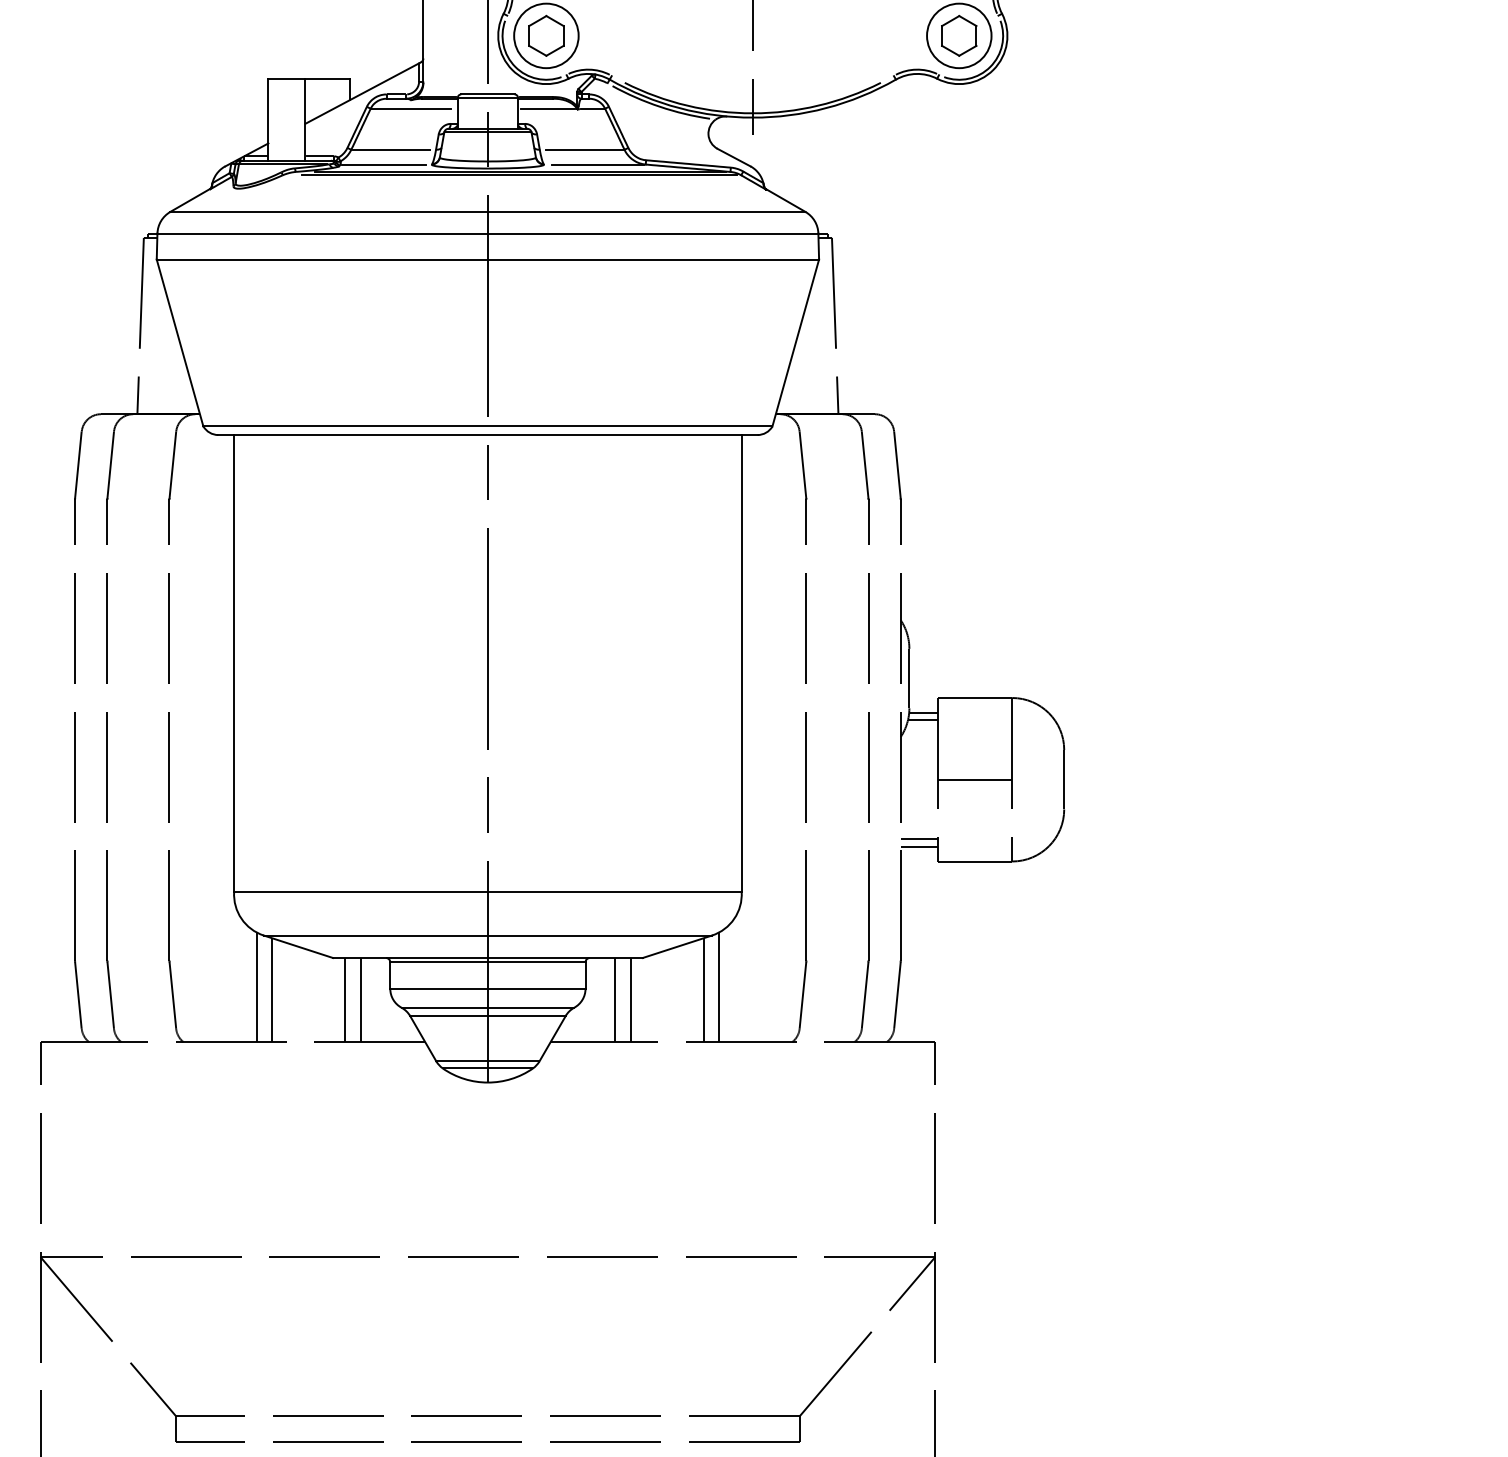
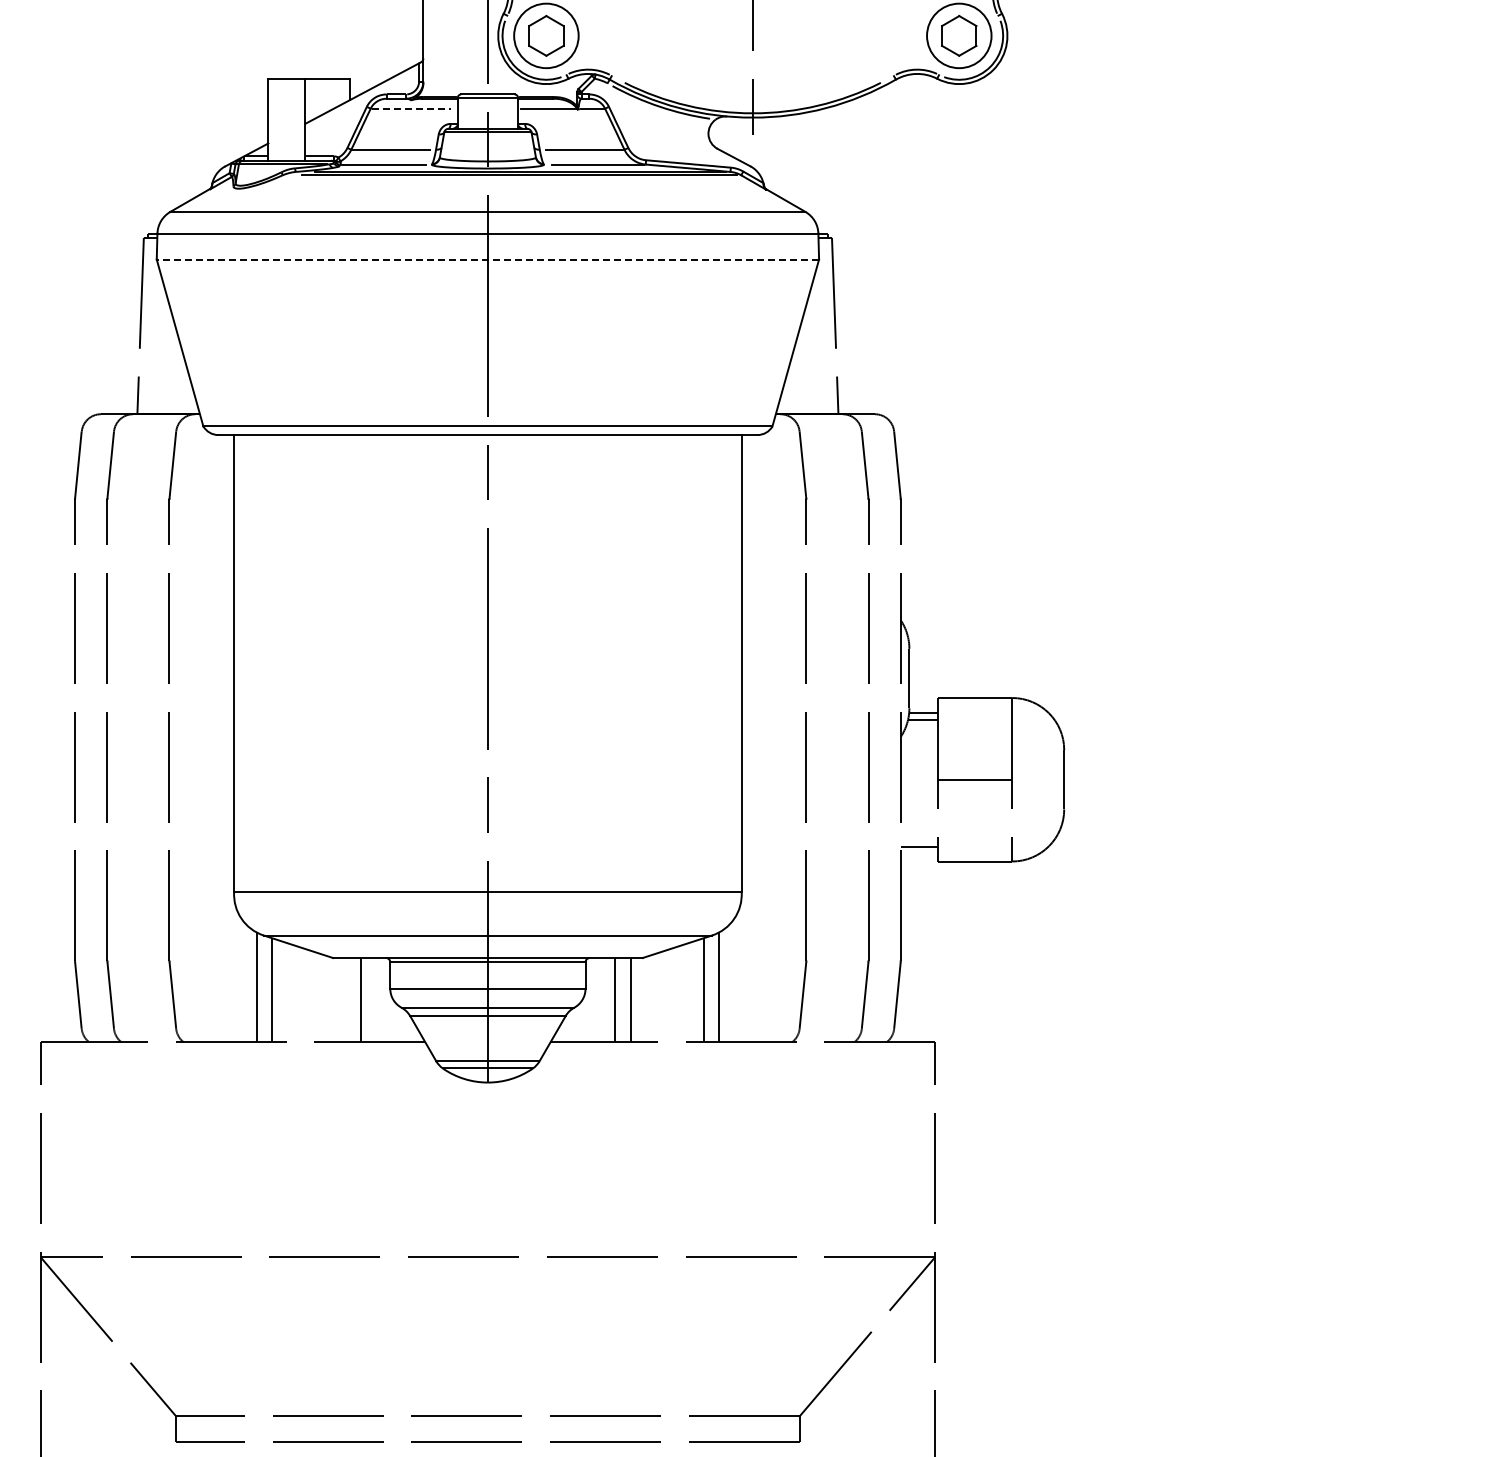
line: solid -> dashed (411, 108)
line: solid -> dashed (487, 259)
line: present -> none (918, 839)
line: present -> none (345, 1000)
